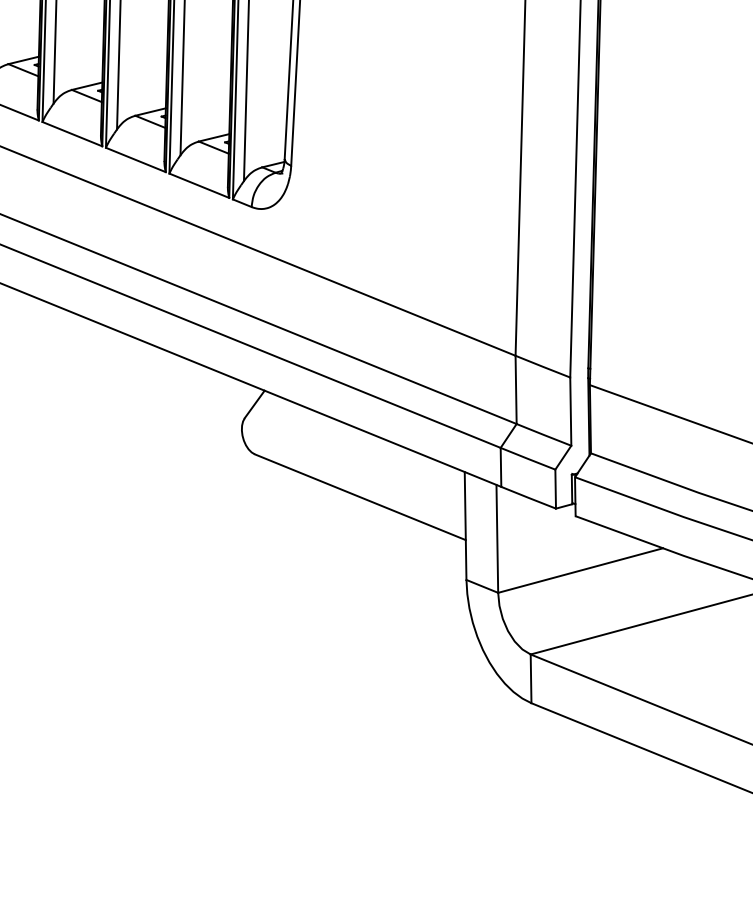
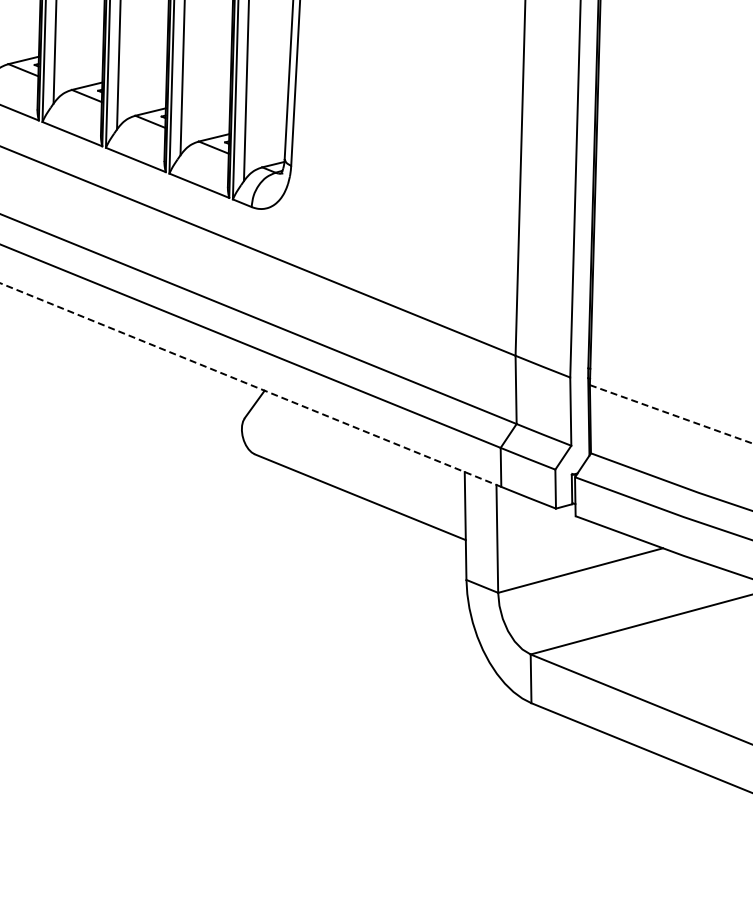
line: solid -> dashed (251, 385)
line: solid -> dashed (671, 414)
